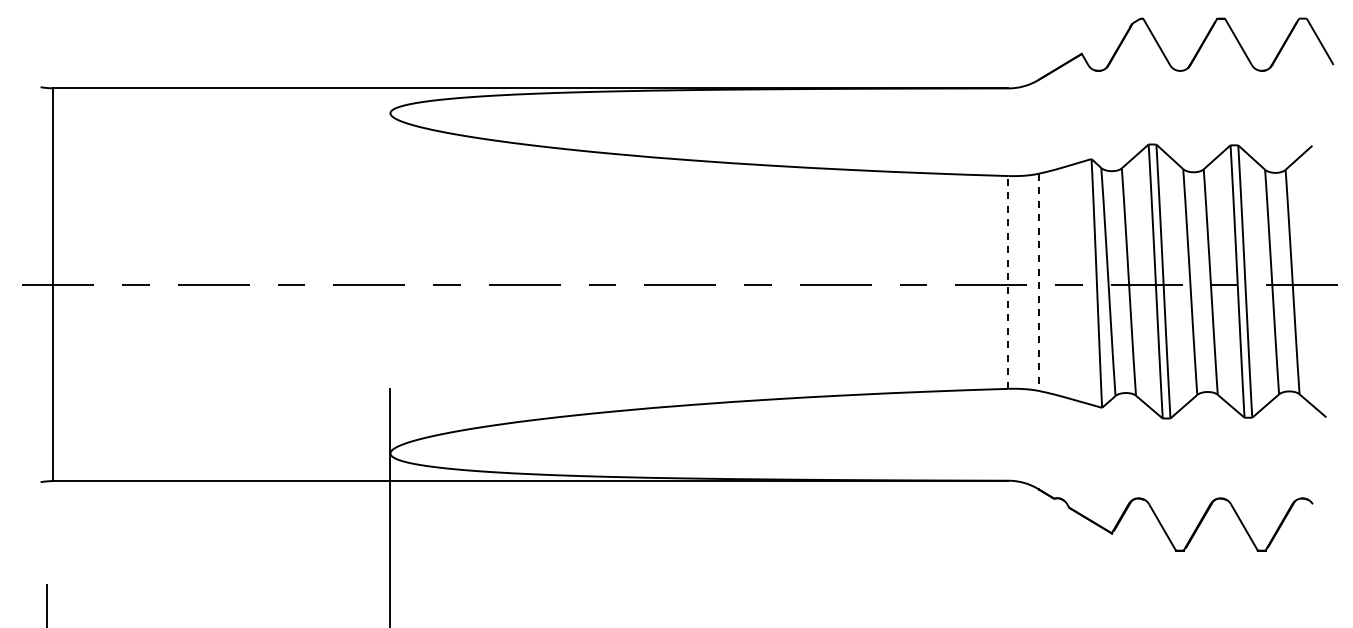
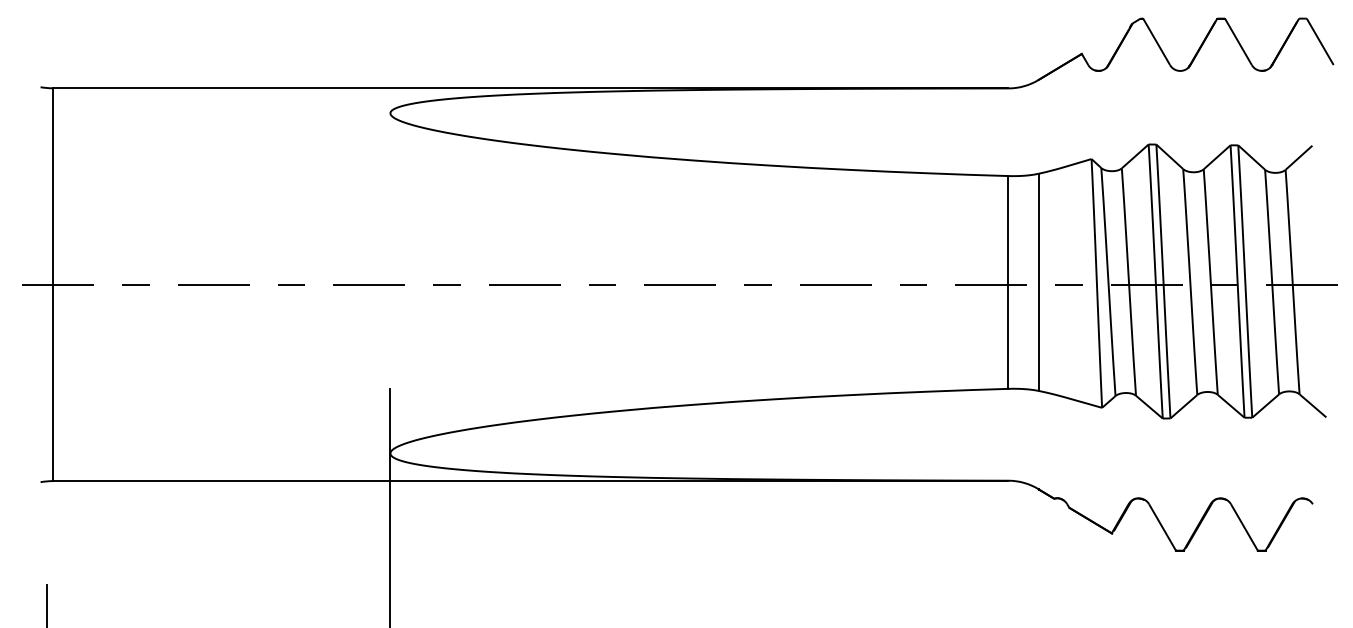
line: dashed -> solid (1008, 281)
line: dashed -> solid (1038, 282)
